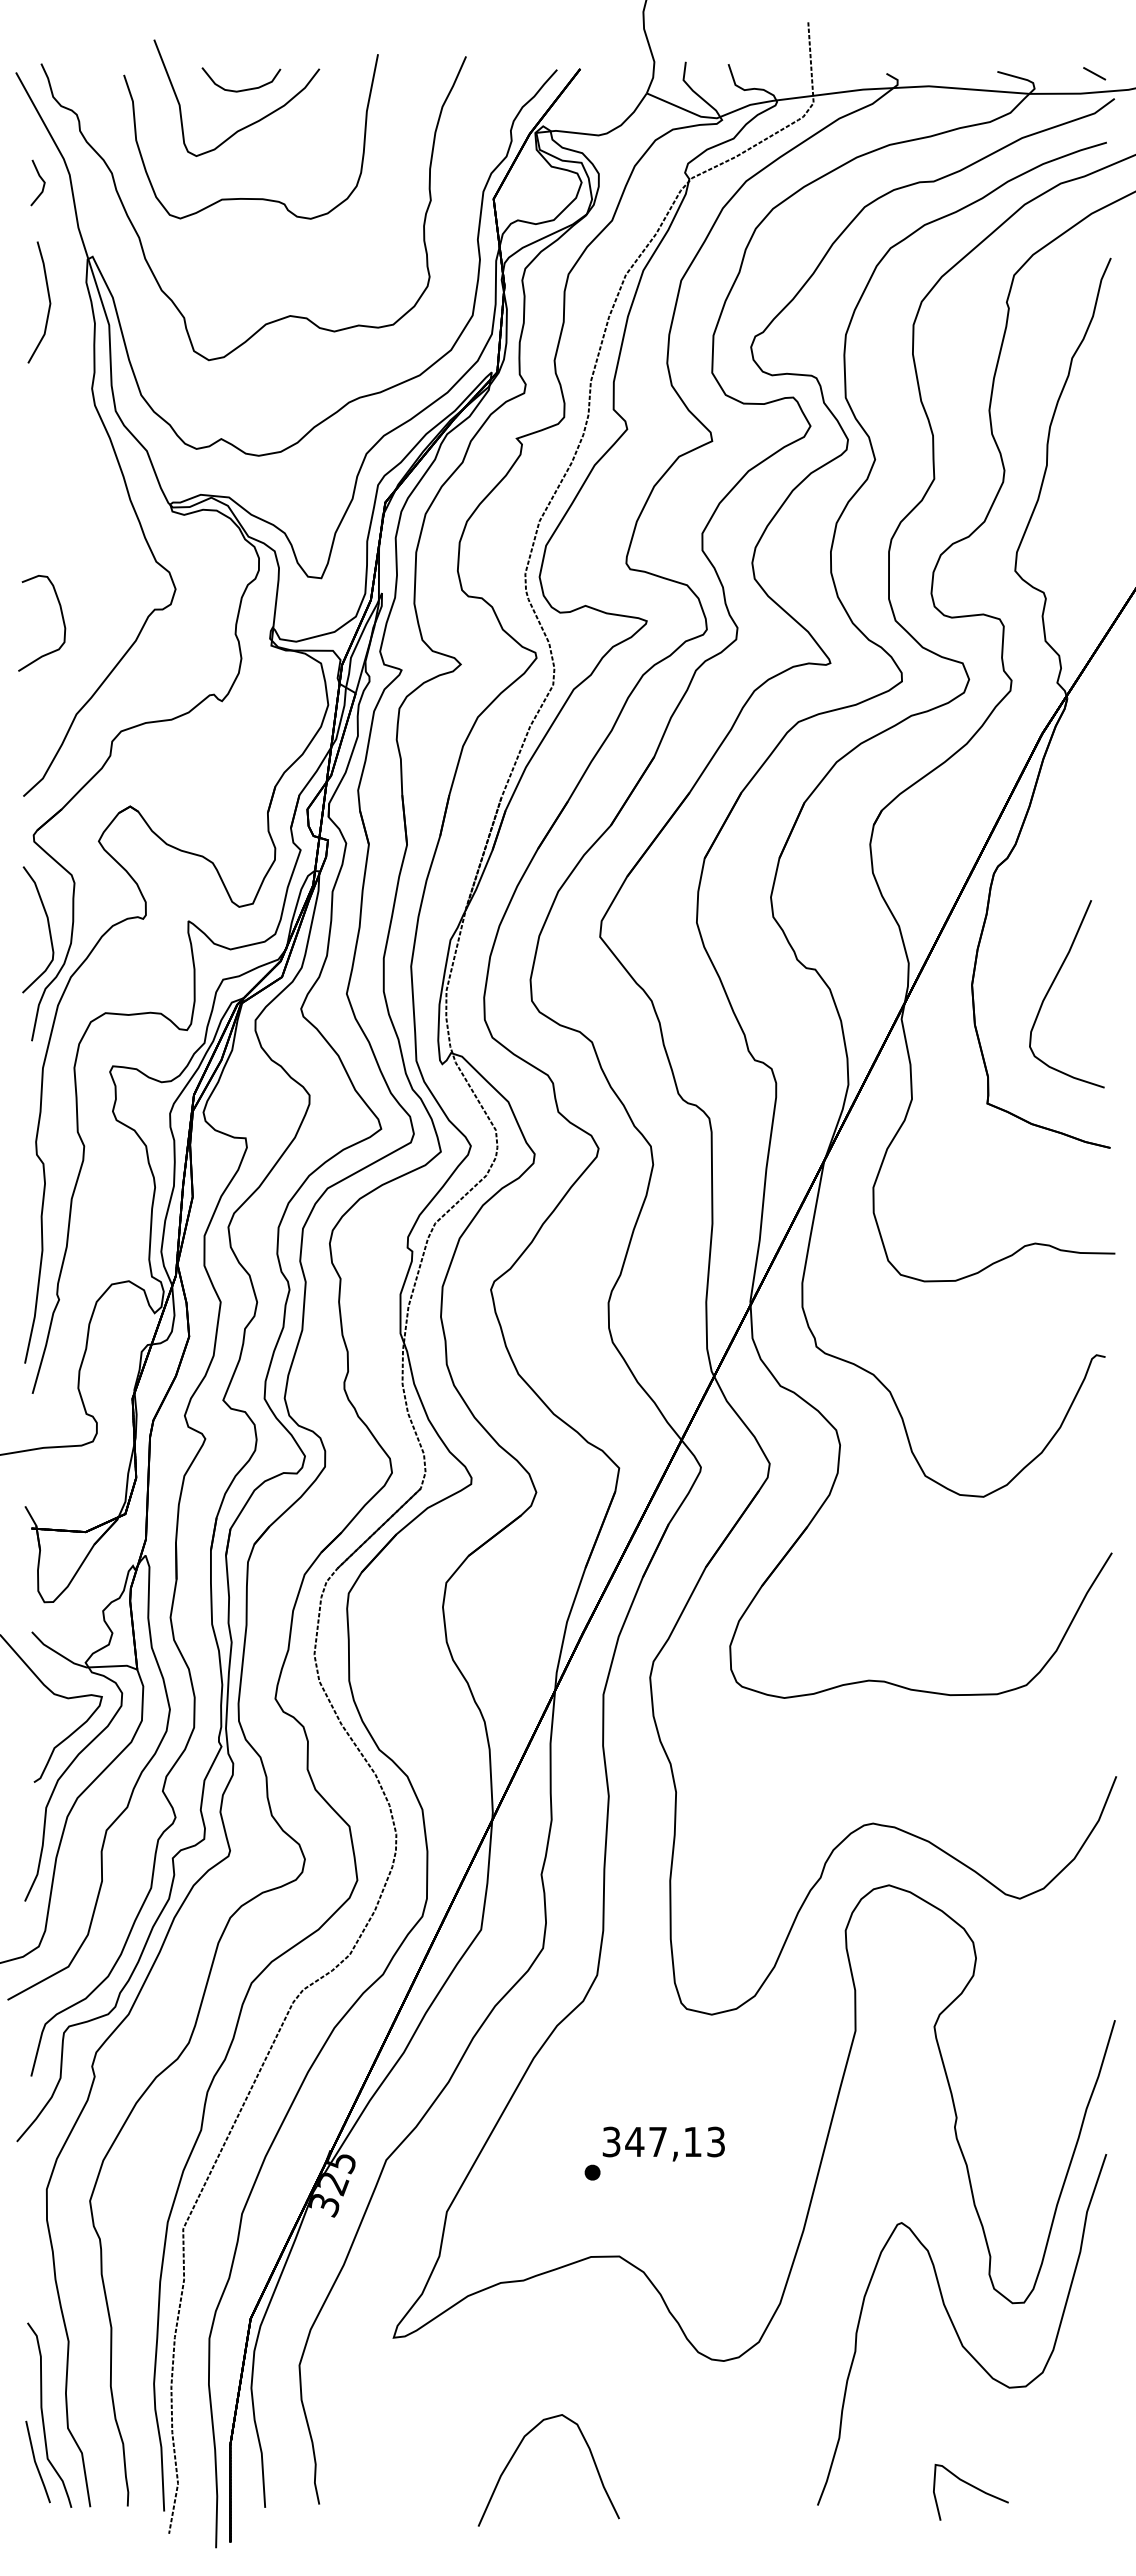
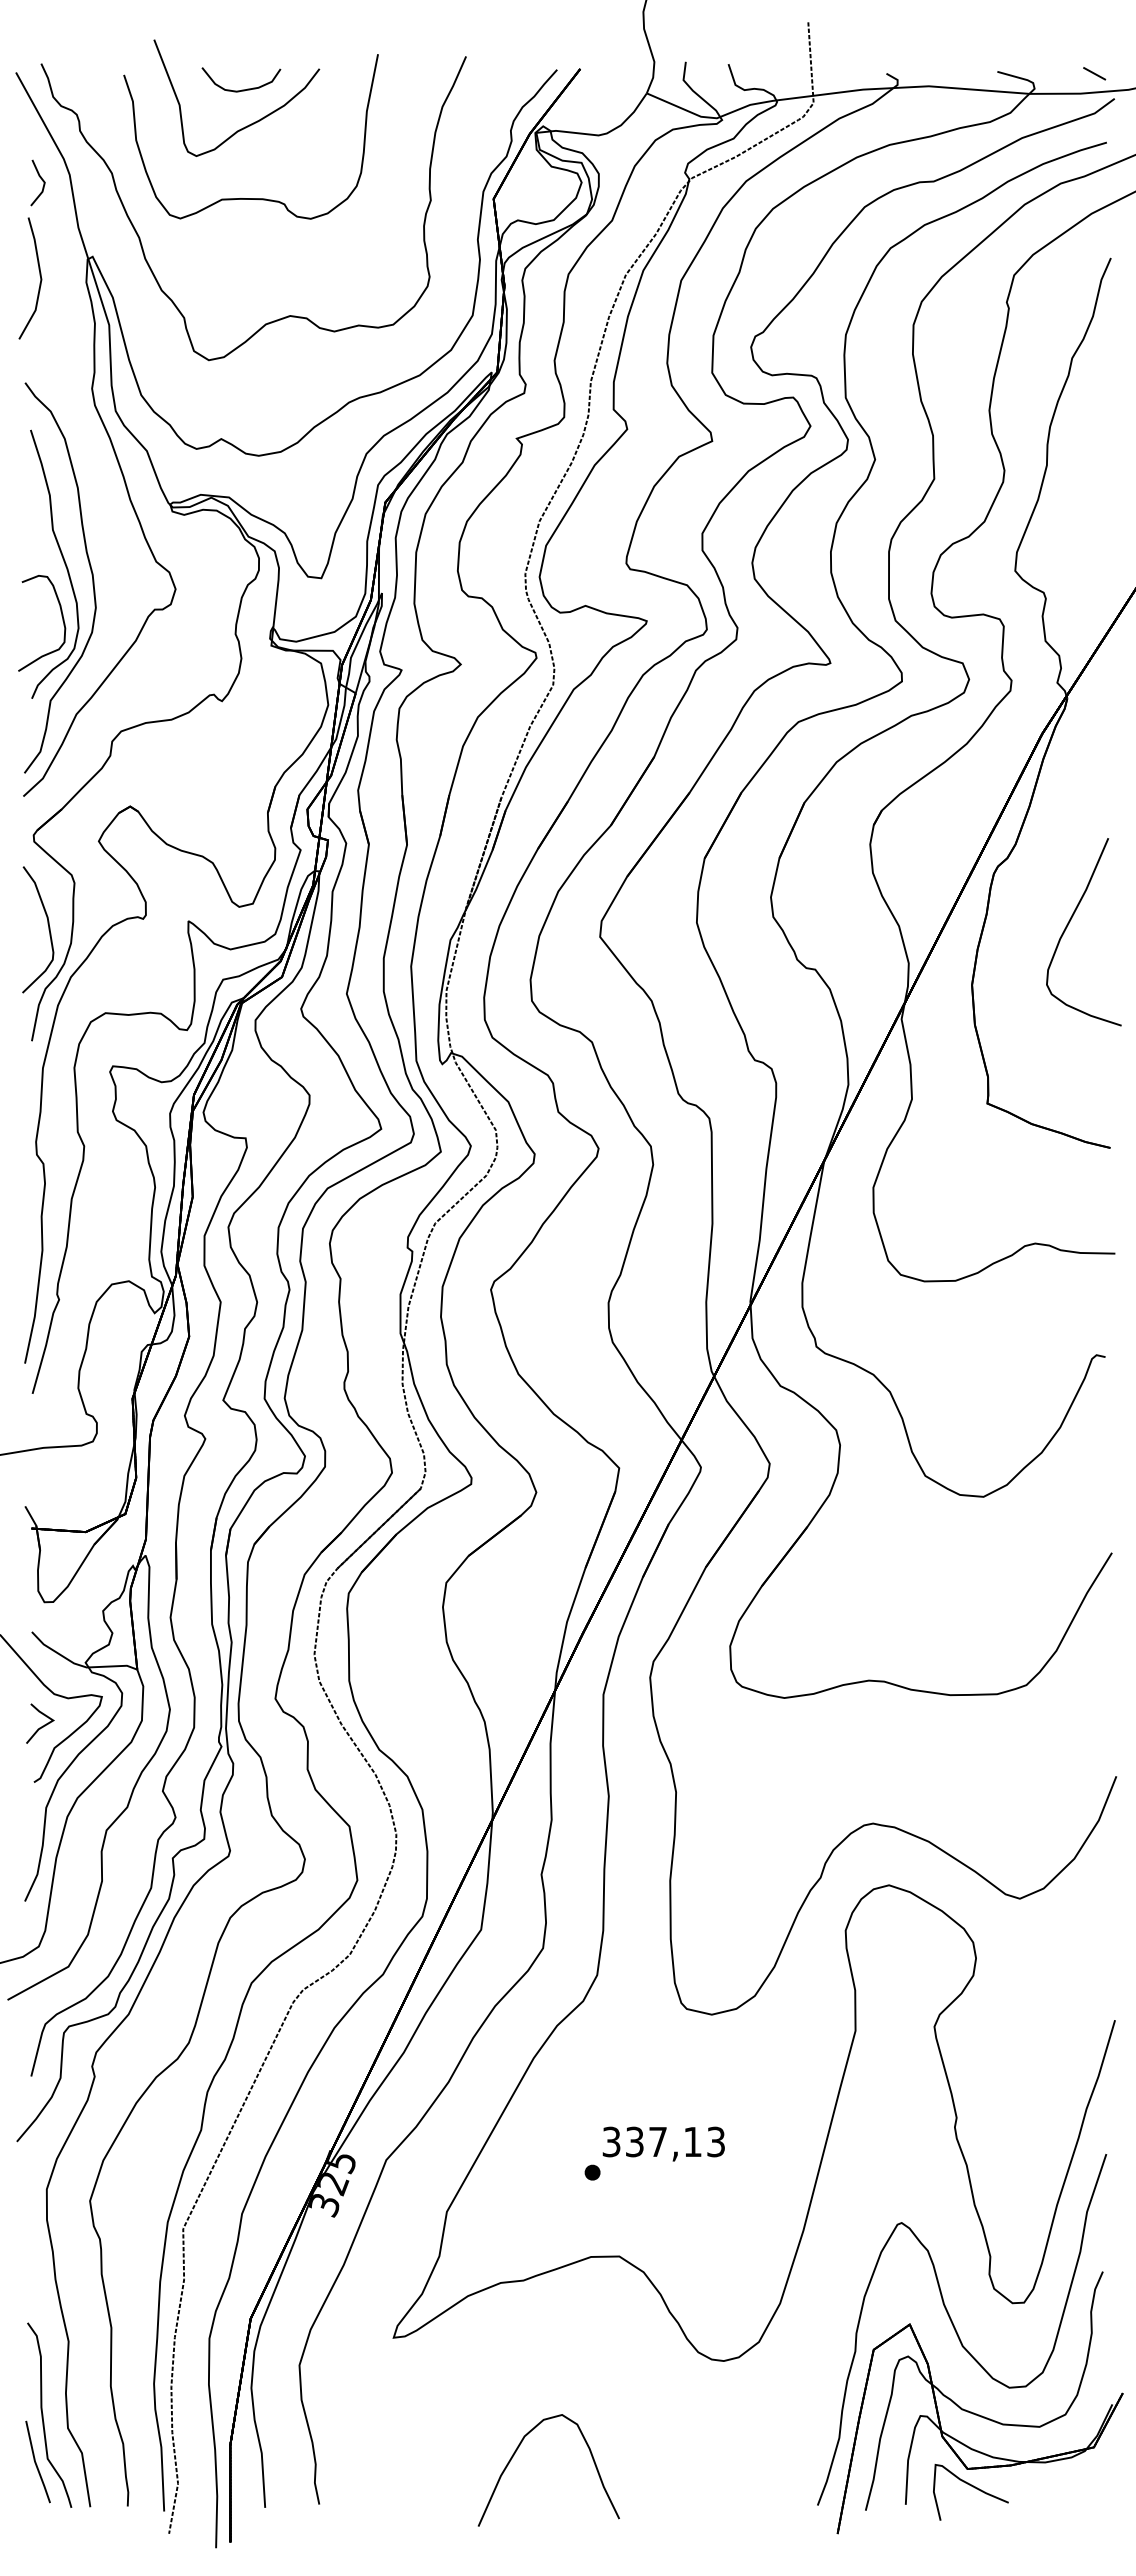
line position: (48, 299) -> (39, 275) (39, 275)
part: none -> present (68, 577)
curve position: (1051, 987) -> (1068, 925) (1068, 925)
line: none -> present (42, 1725)
text: 347,13 -> 337,13 (634, 2141)
part: none -> present (974, 2412)
